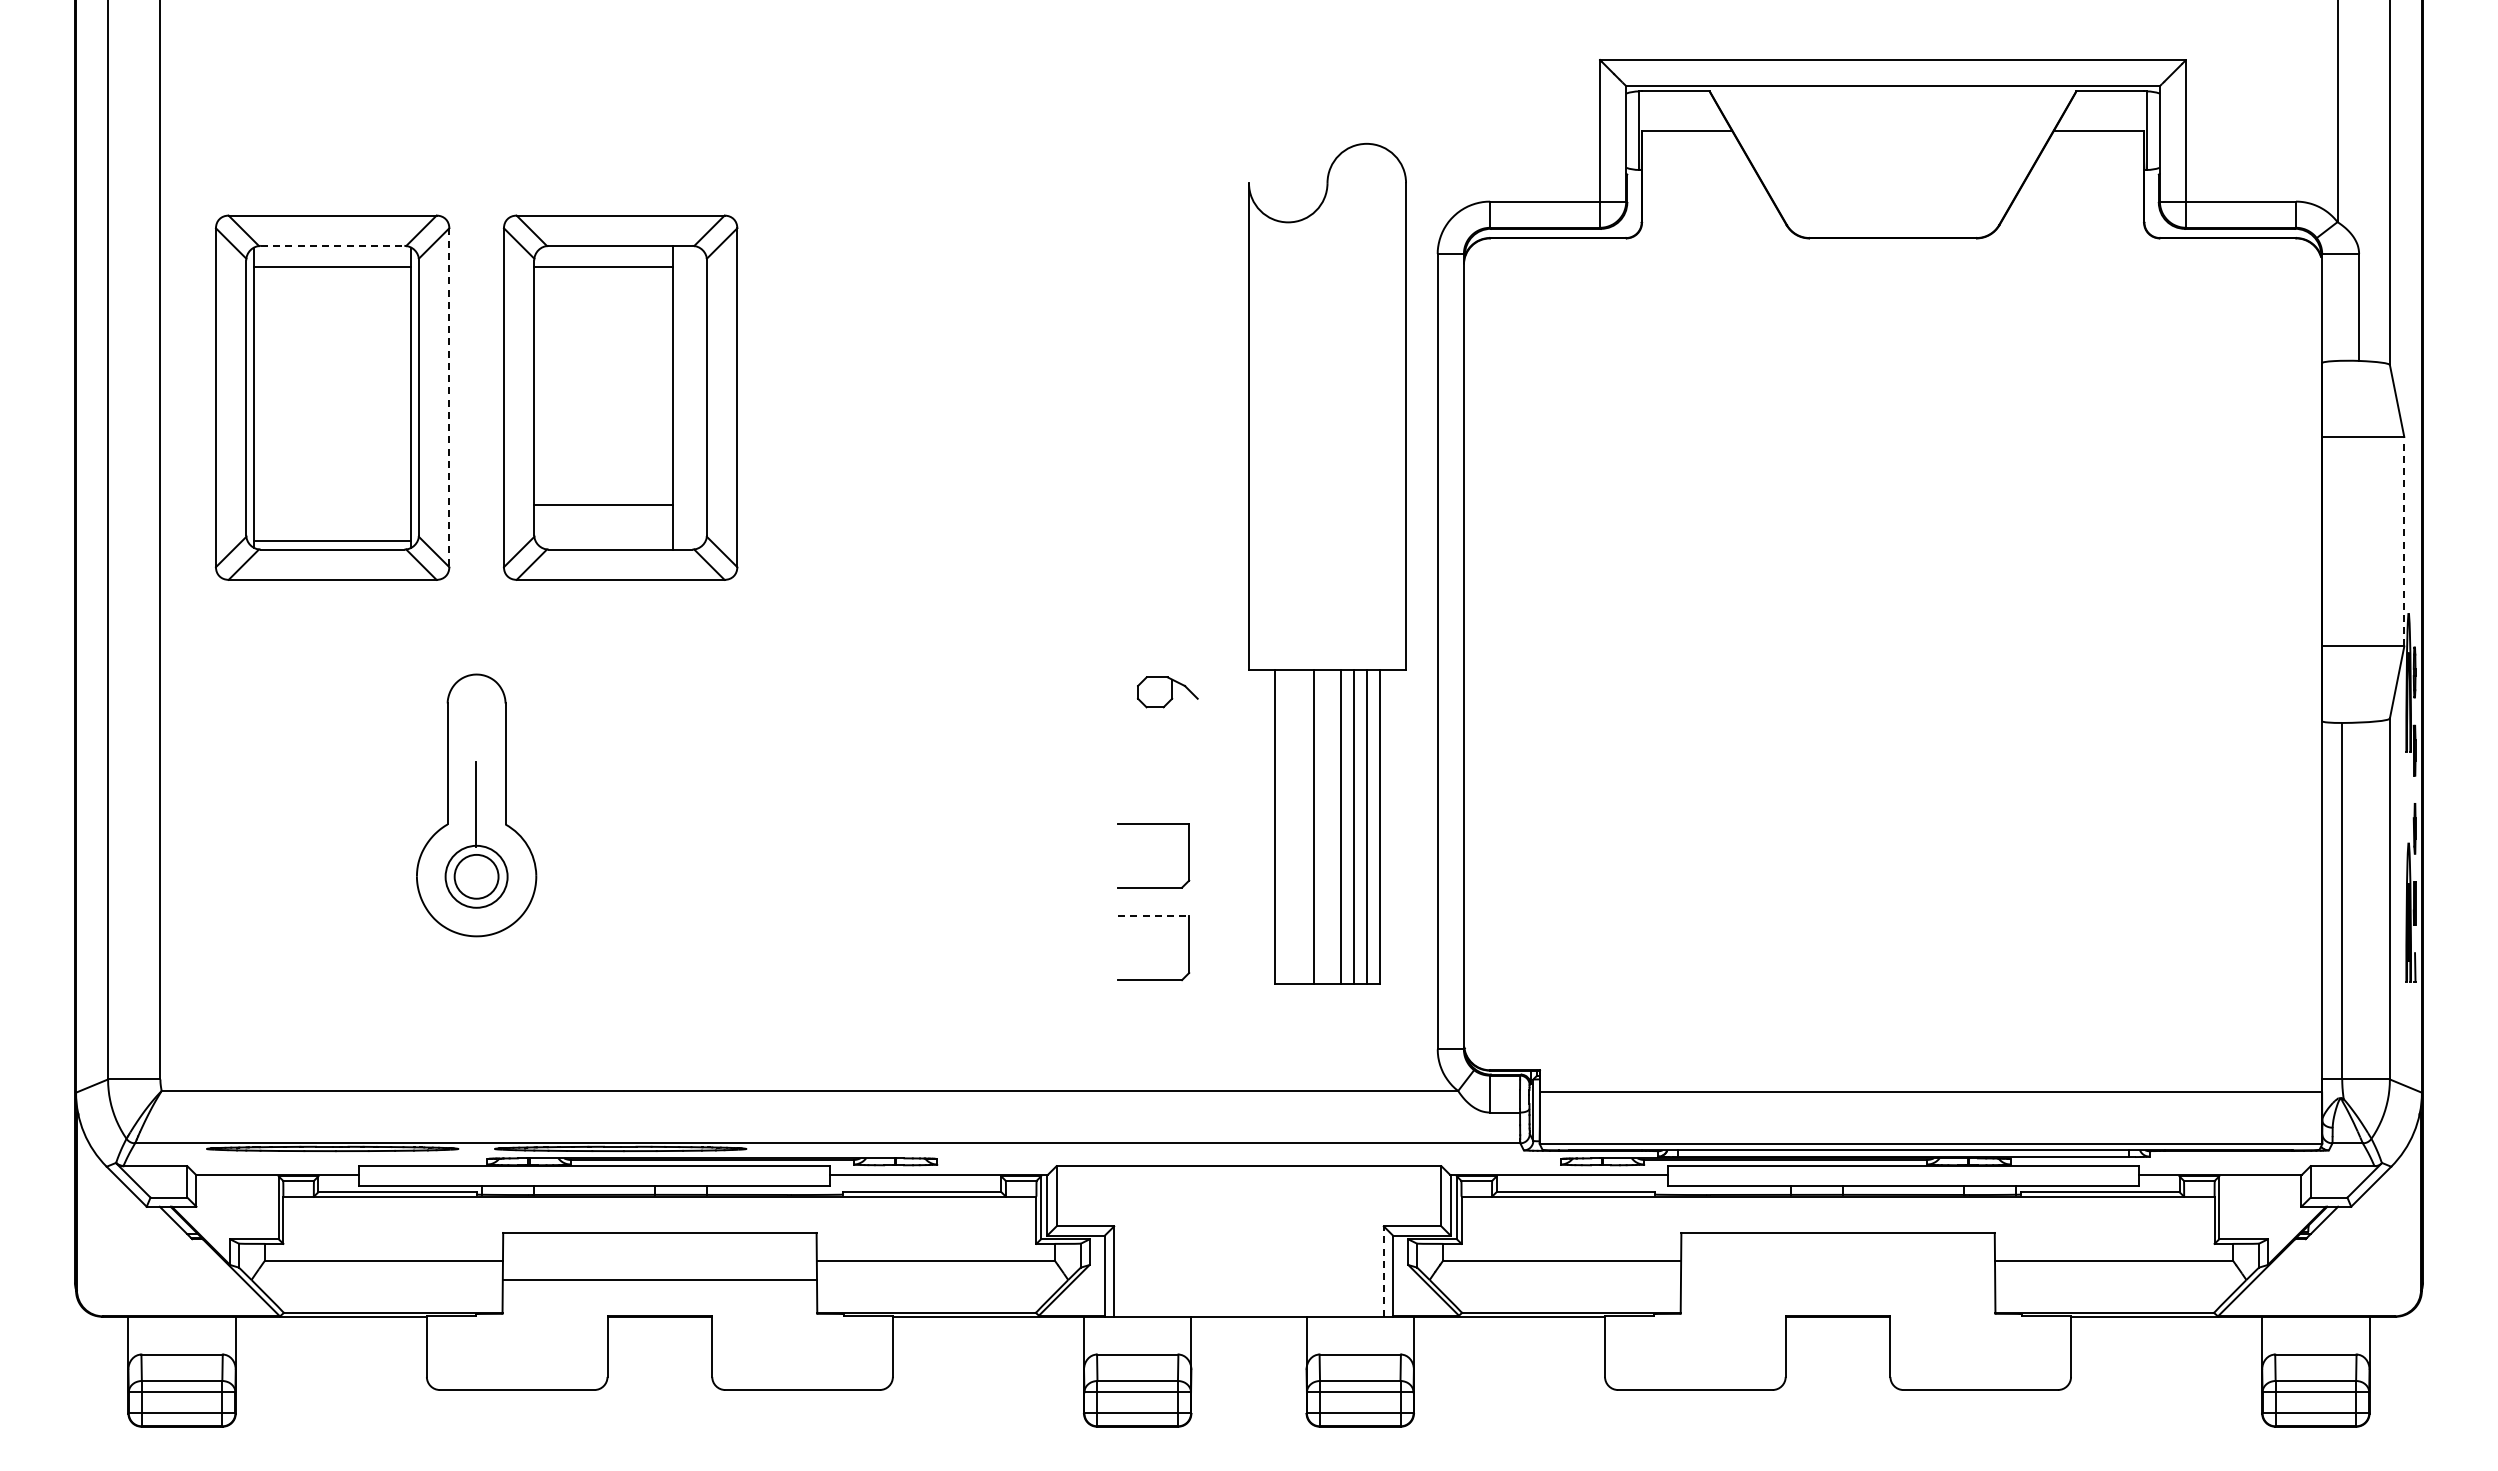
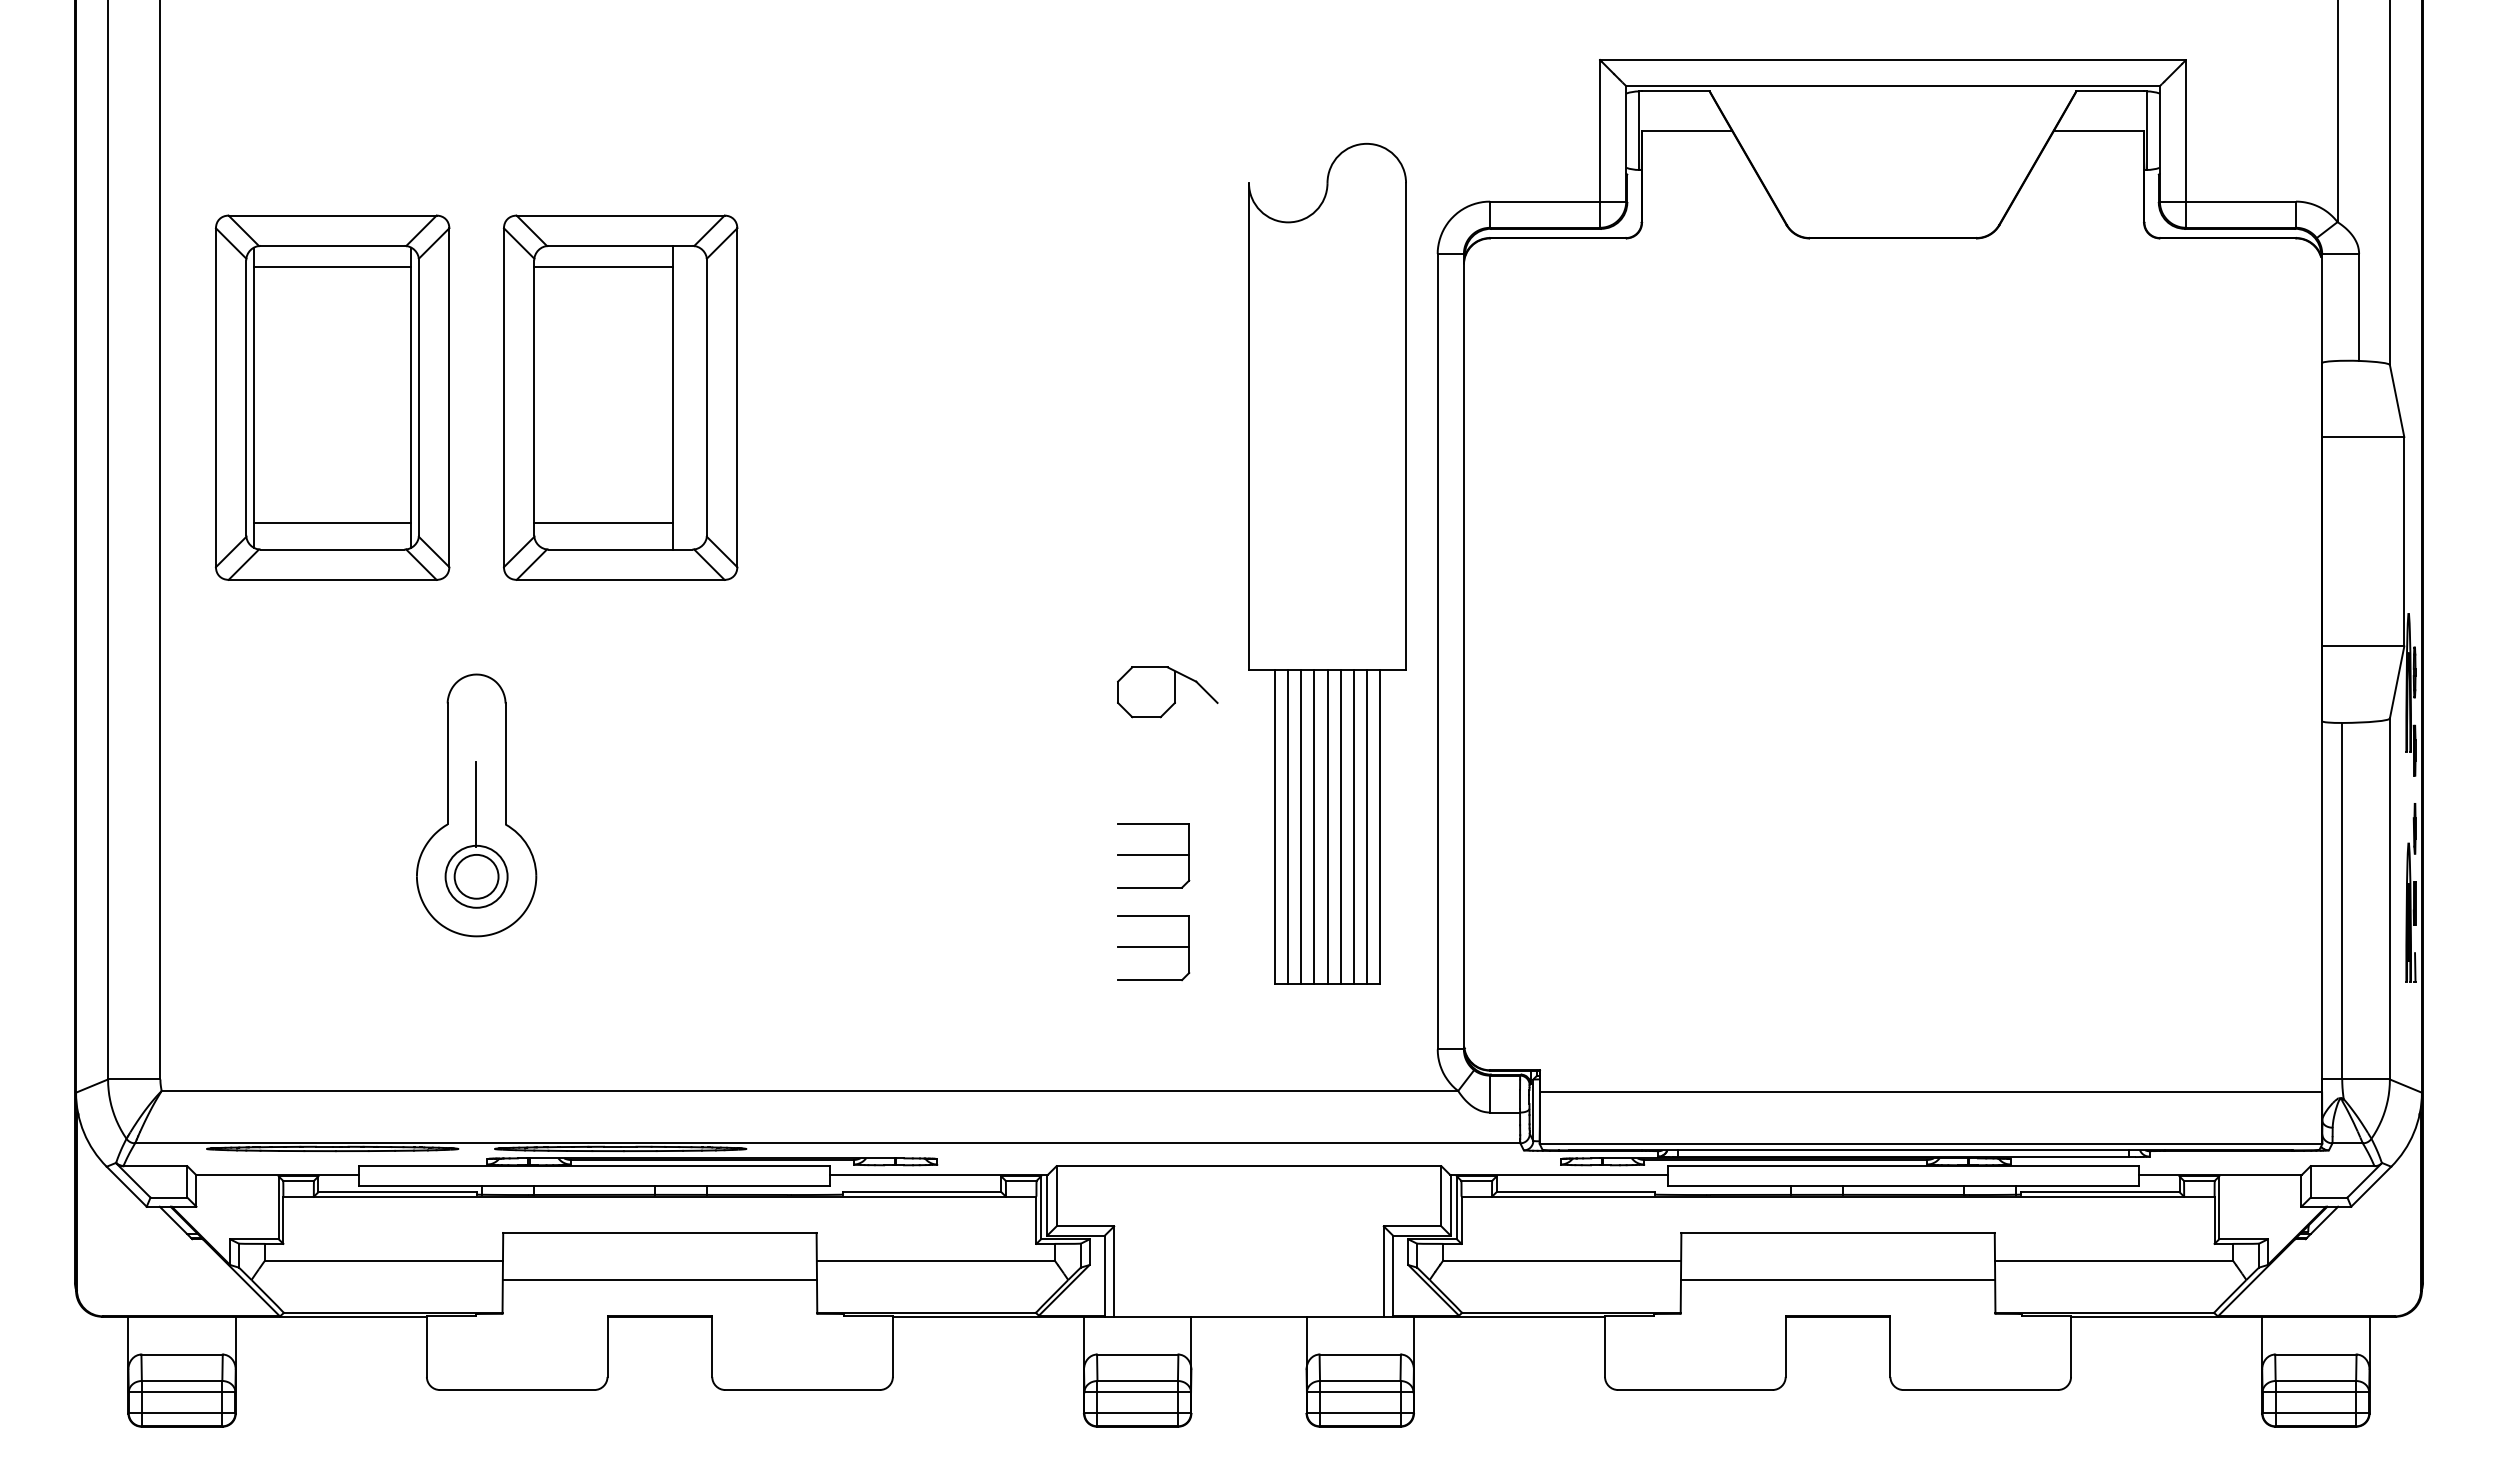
line: dashed -> solid (332, 245)
line: dashed -> solid (449, 398)
line position: (603, 505) -> (603, 523) (603, 523)
line position: (332, 541) -> (332, 523) (332, 523)
line: dashed -> solid (2404, 541)
part size: 62x33 px -> 102x53 px (1167, 692)
line: none -> present (1288, 827)
line: none -> present (1301, 827)
line: none -> present (1327, 827)
line: none -> present (1153, 854)
line: dashed -> solid (1153, 916)
line: none -> present (1153, 946)
line: dashed -> solid (1383, 1271)
line: none -> present (1837, 1280)
